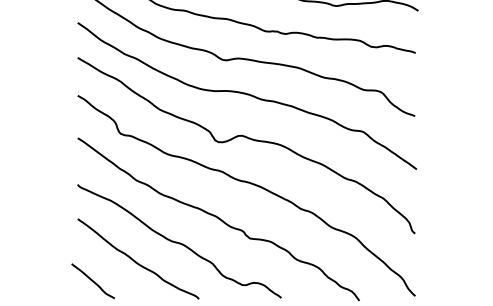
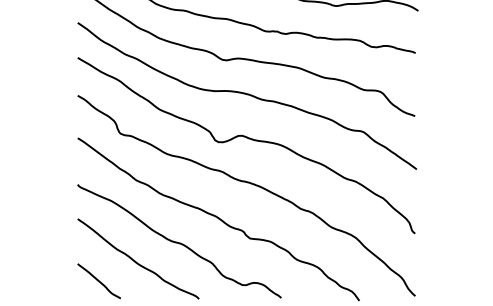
curve position: (92, 281) -> (98, 281) (98, 281)
